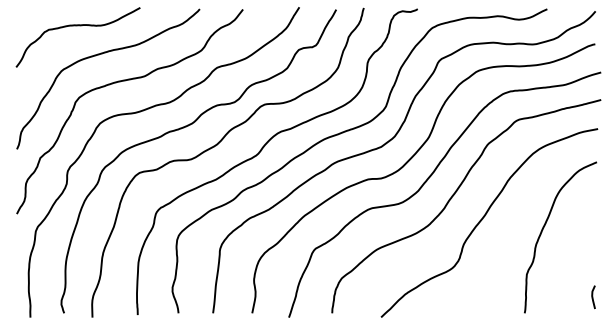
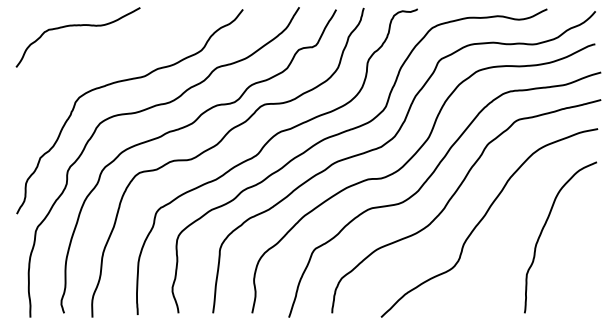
curve: present -> none (99, 55)
curve: present -> none (593, 297)
